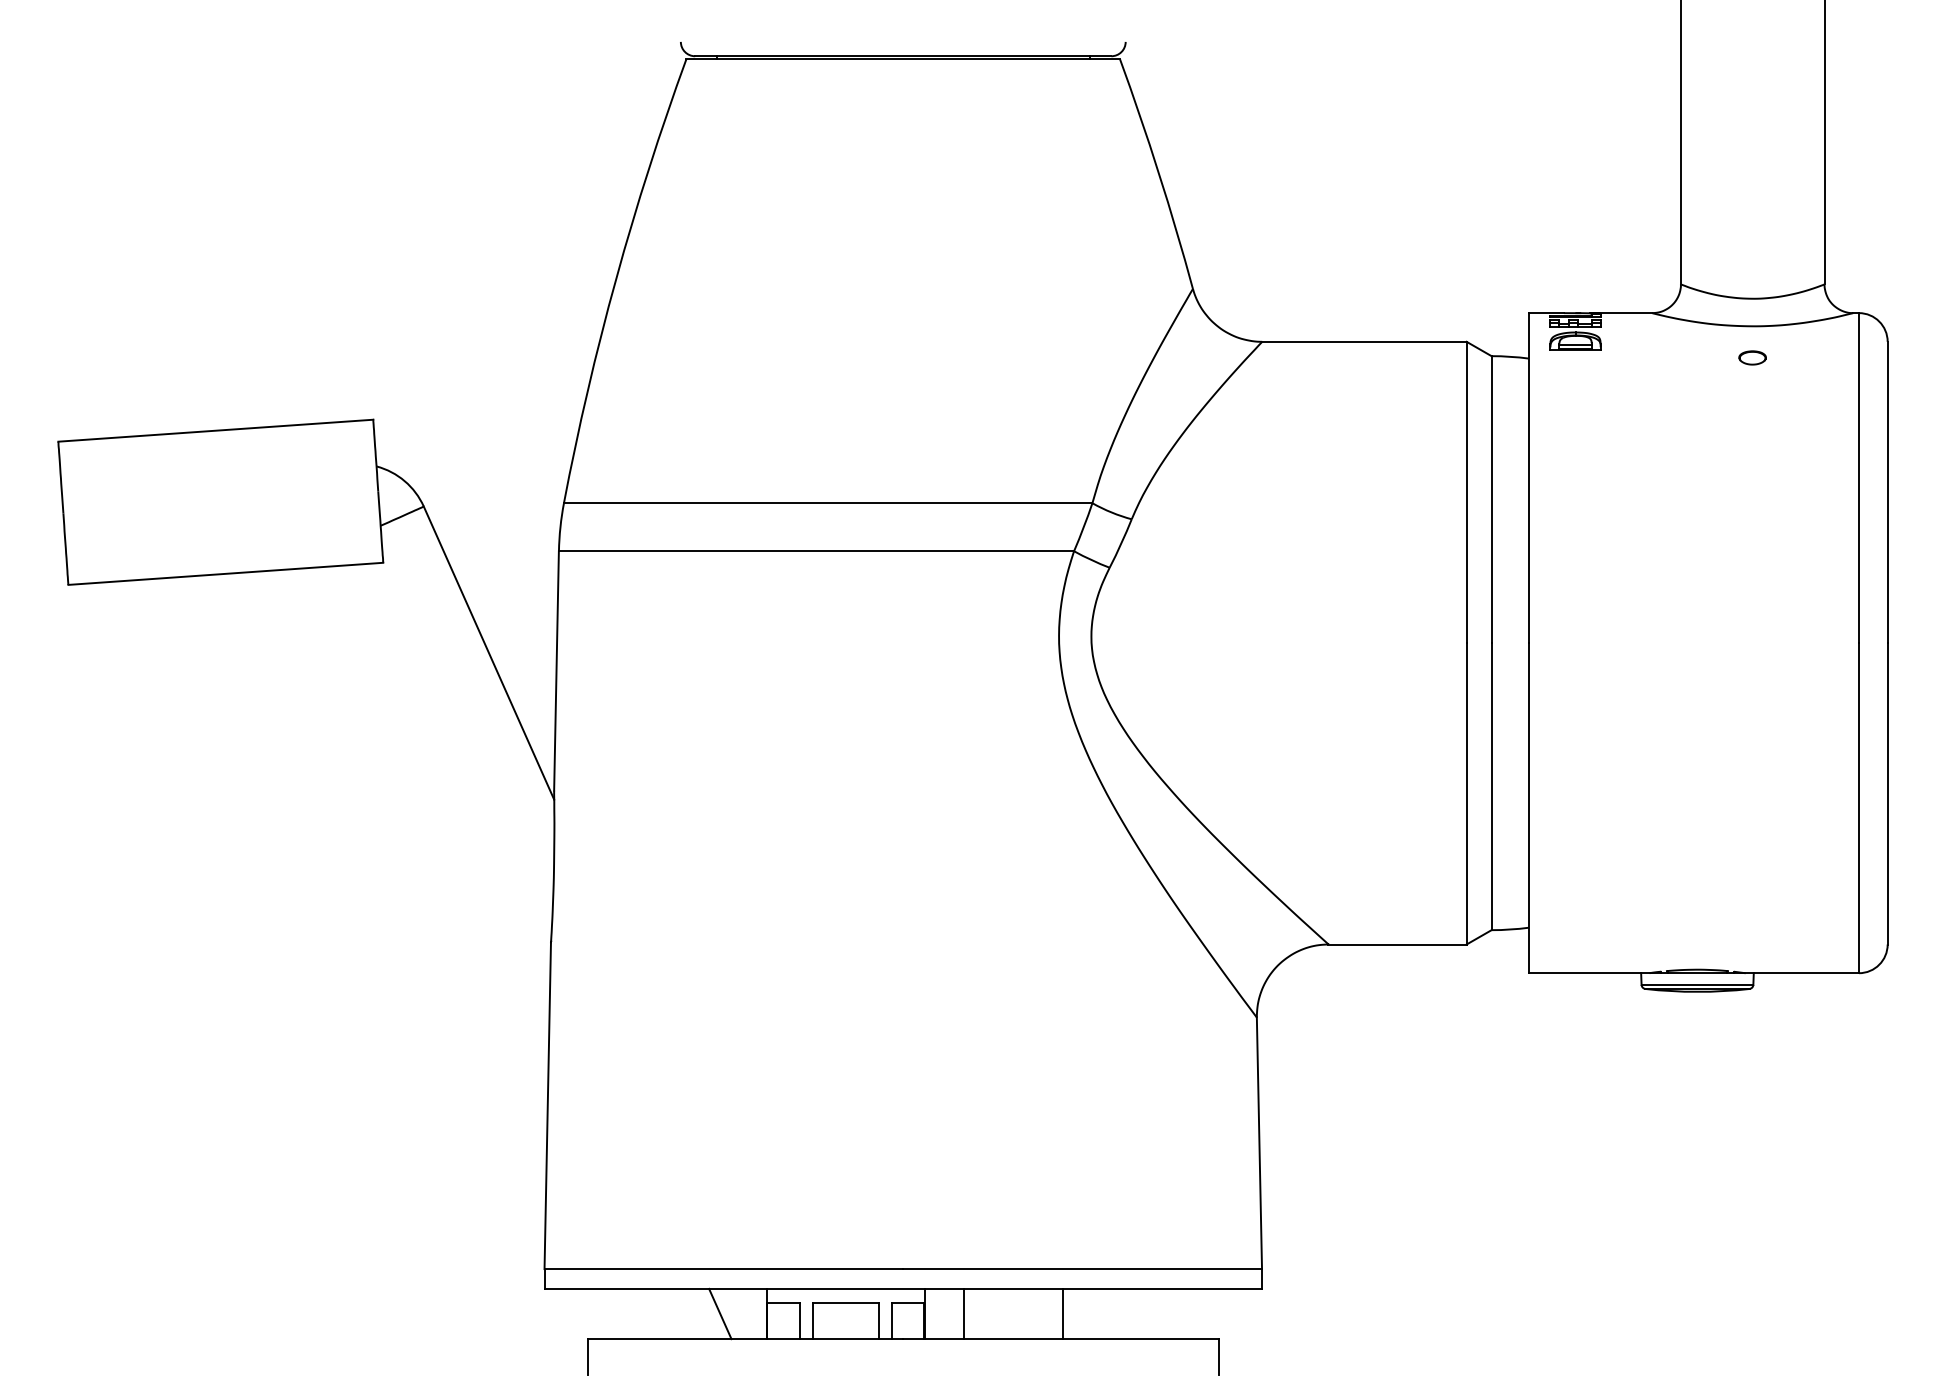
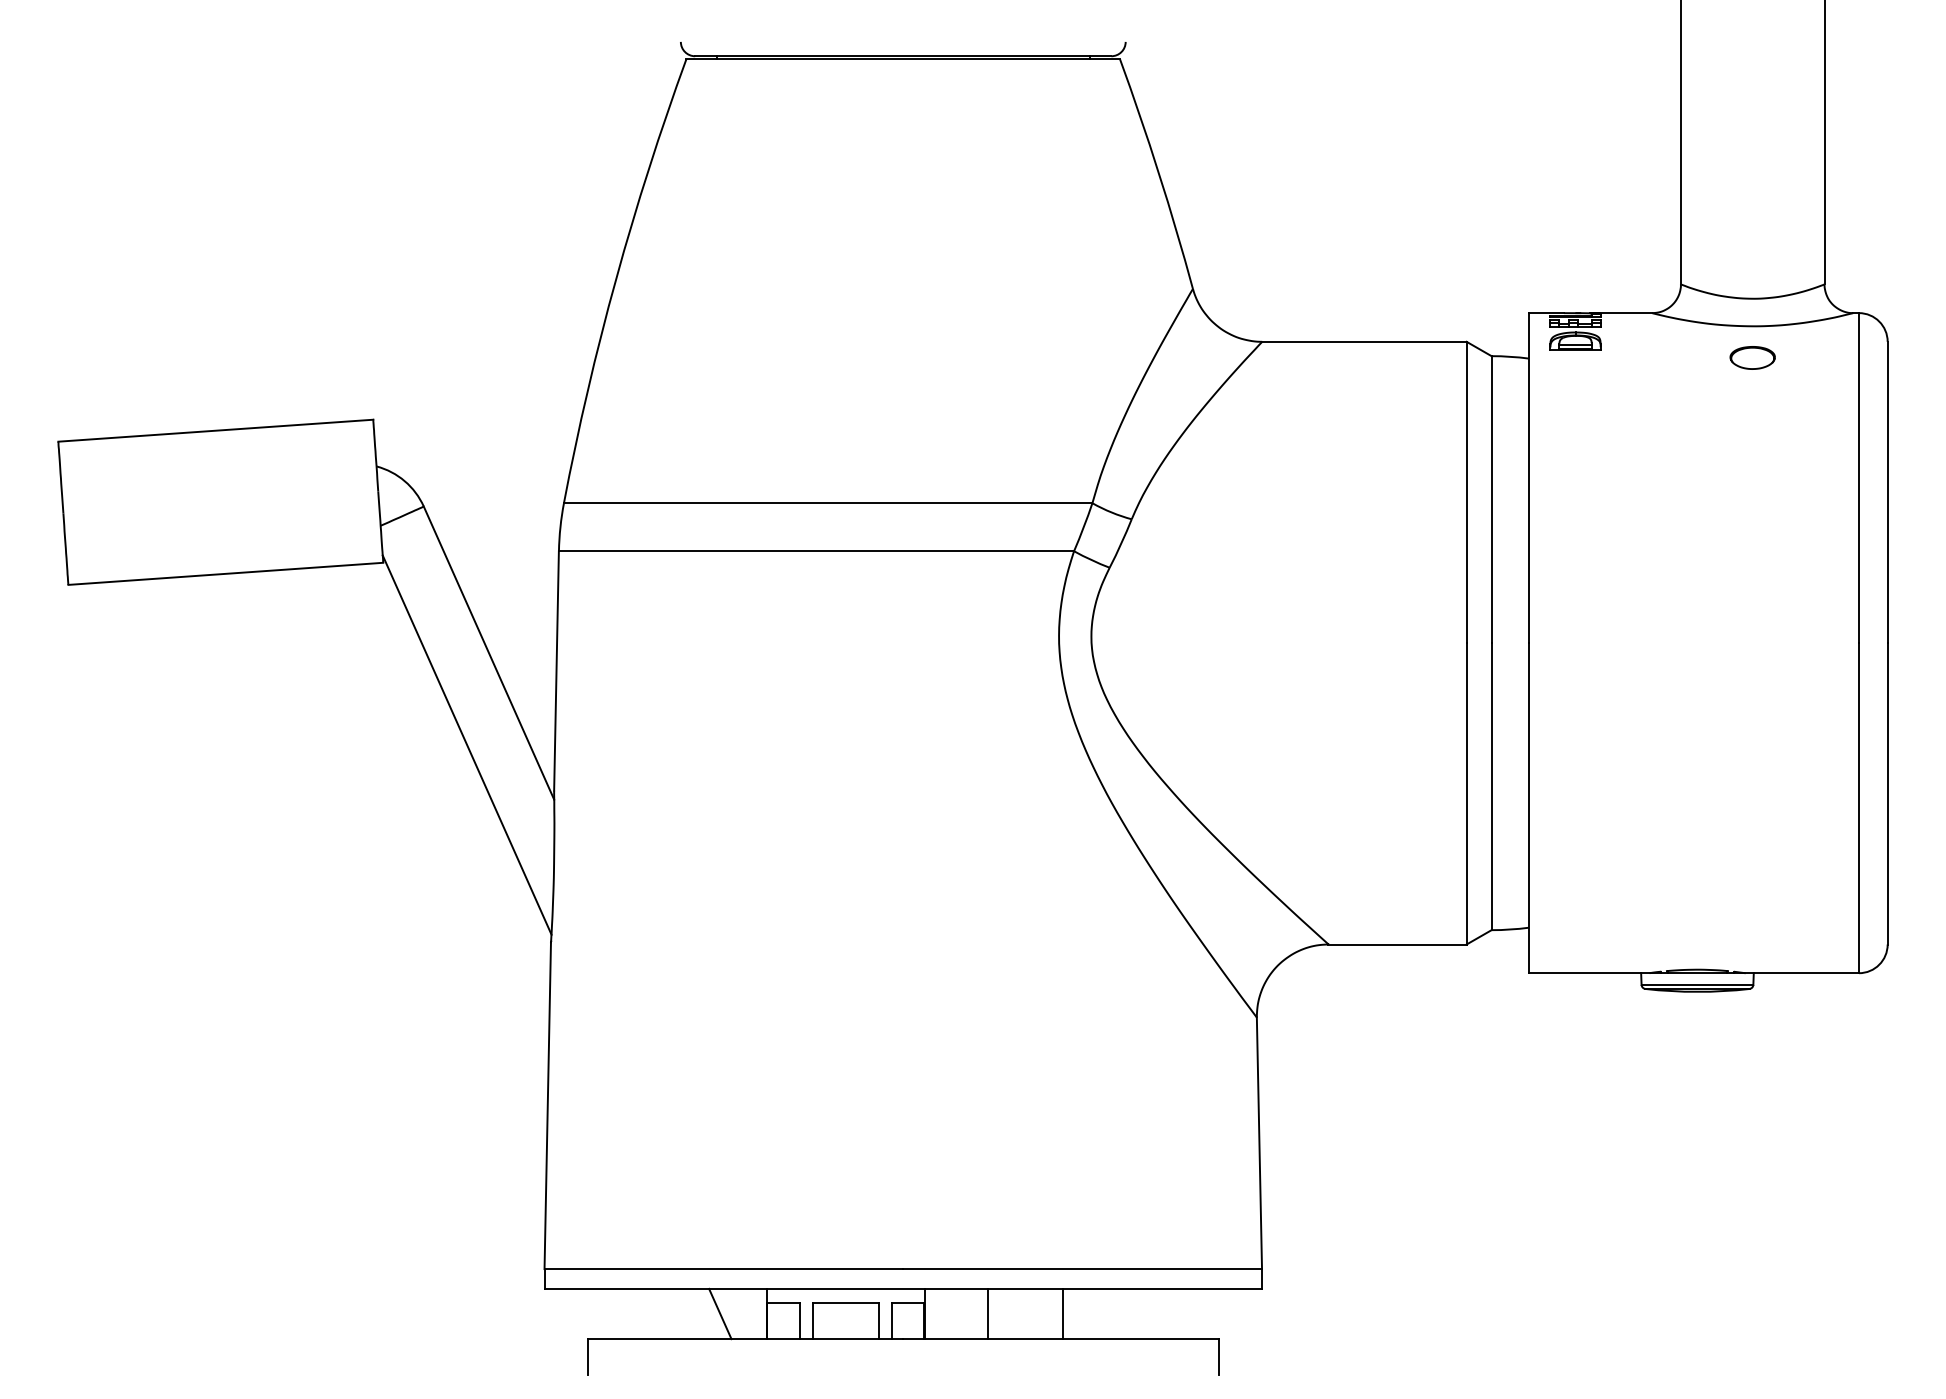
part size: 29x16 px -> 47x24 px (1752, 357)
line: none -> present (466, 744)
line position: (963, 1313) -> (987, 1313) (987, 1313)
